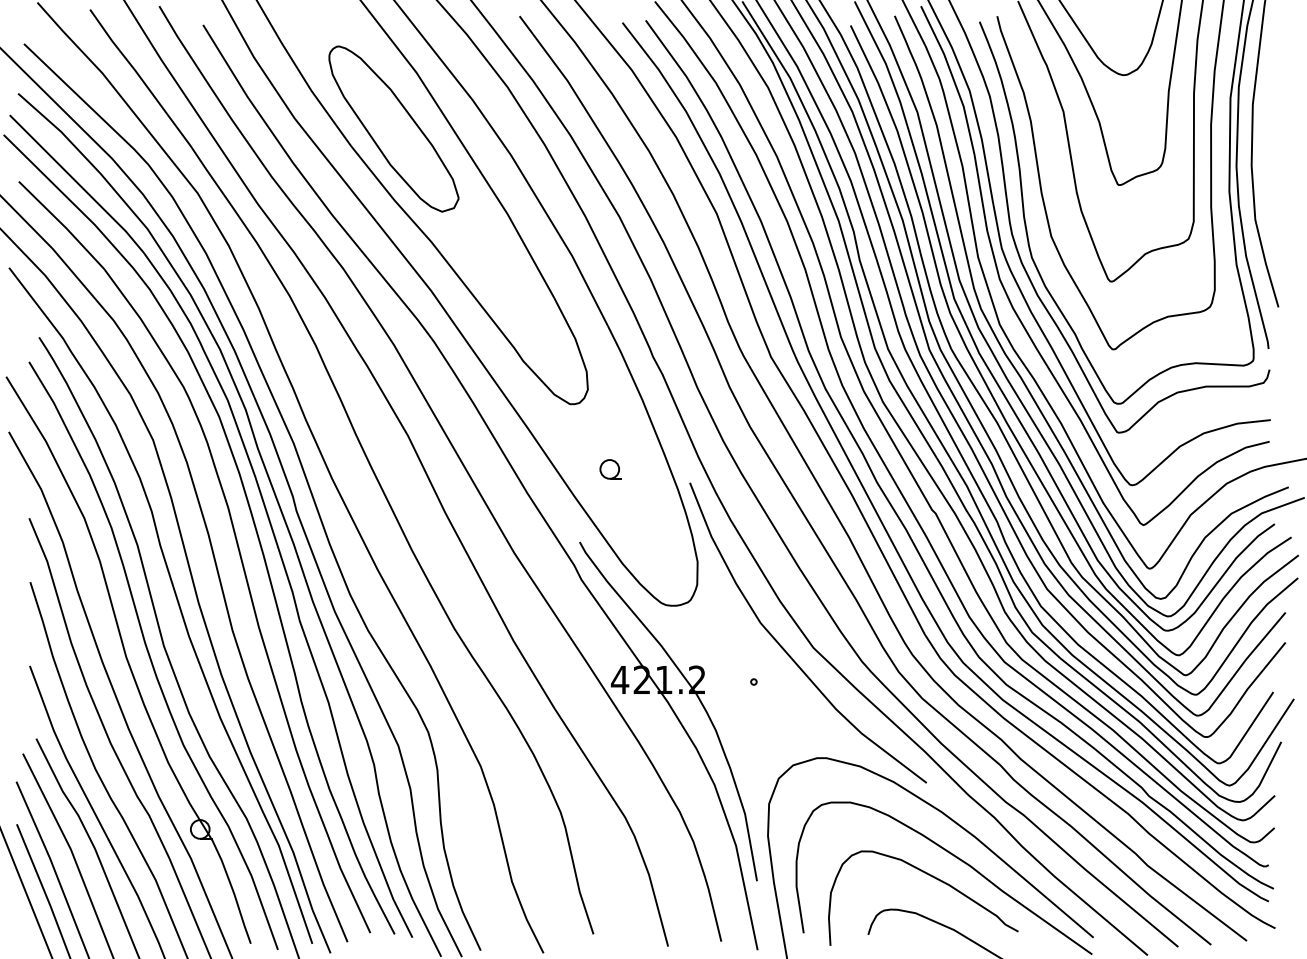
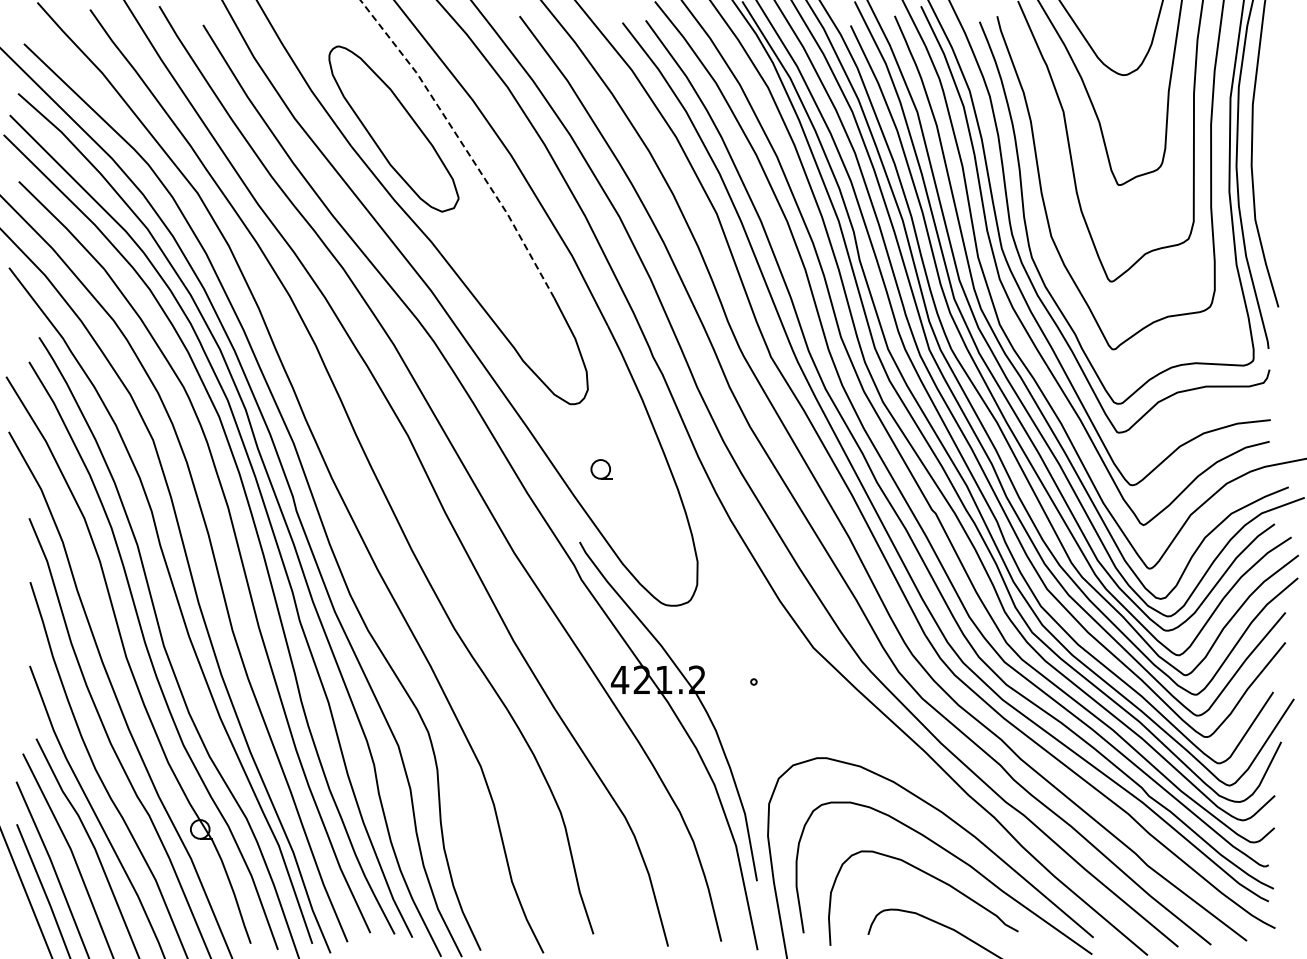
line: solid -> dashed (463, 145)
part position: (610, 469) -> (601, 469) (601, 469)
curve: present -> none (785, 649)
